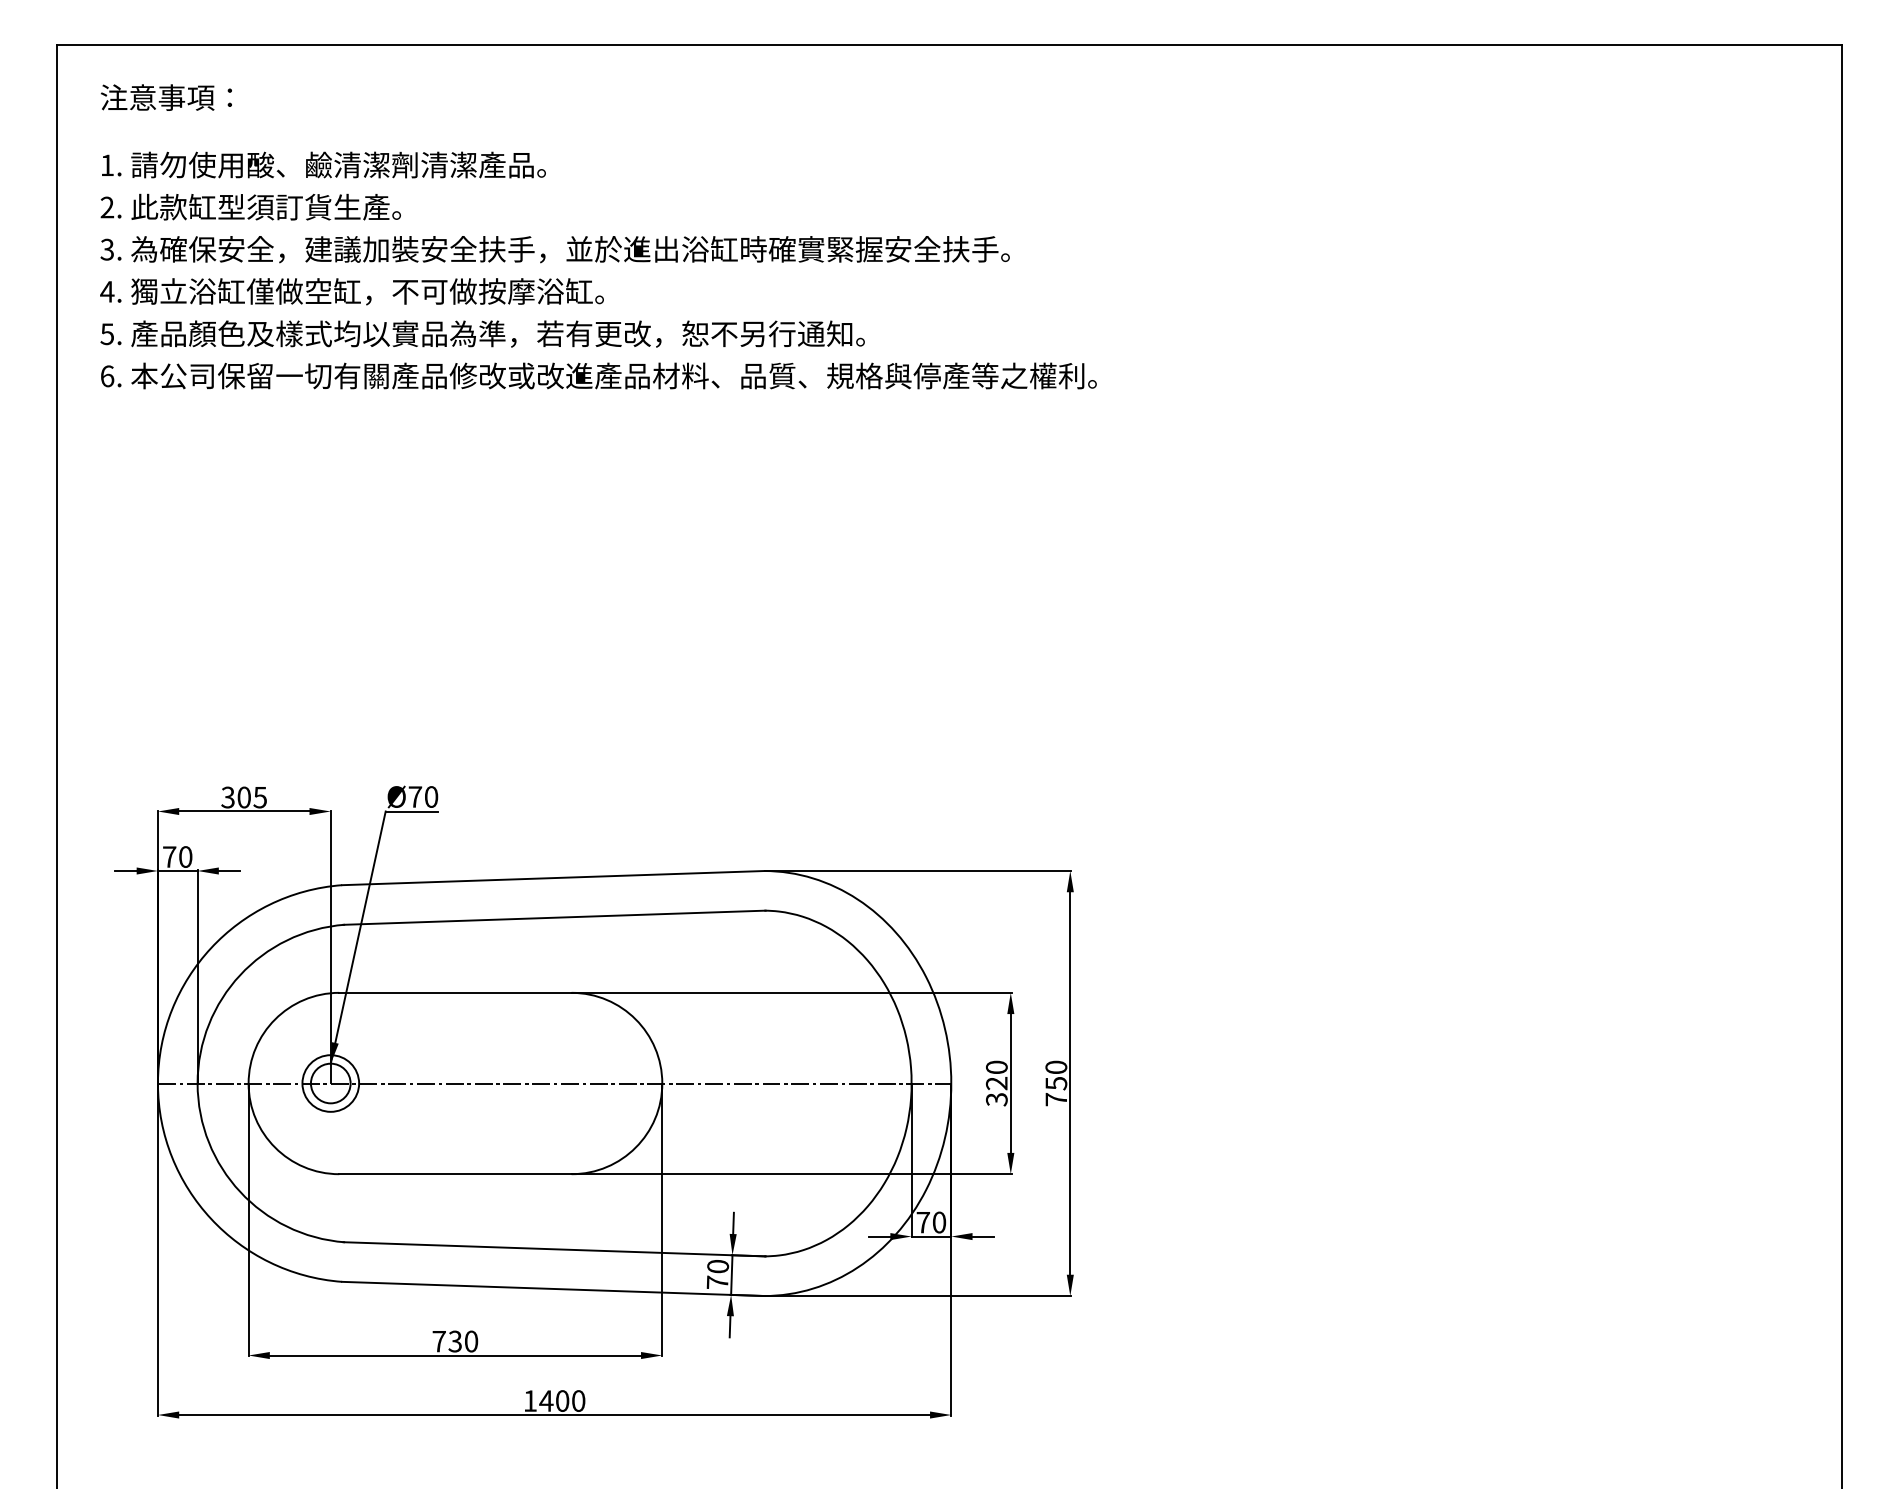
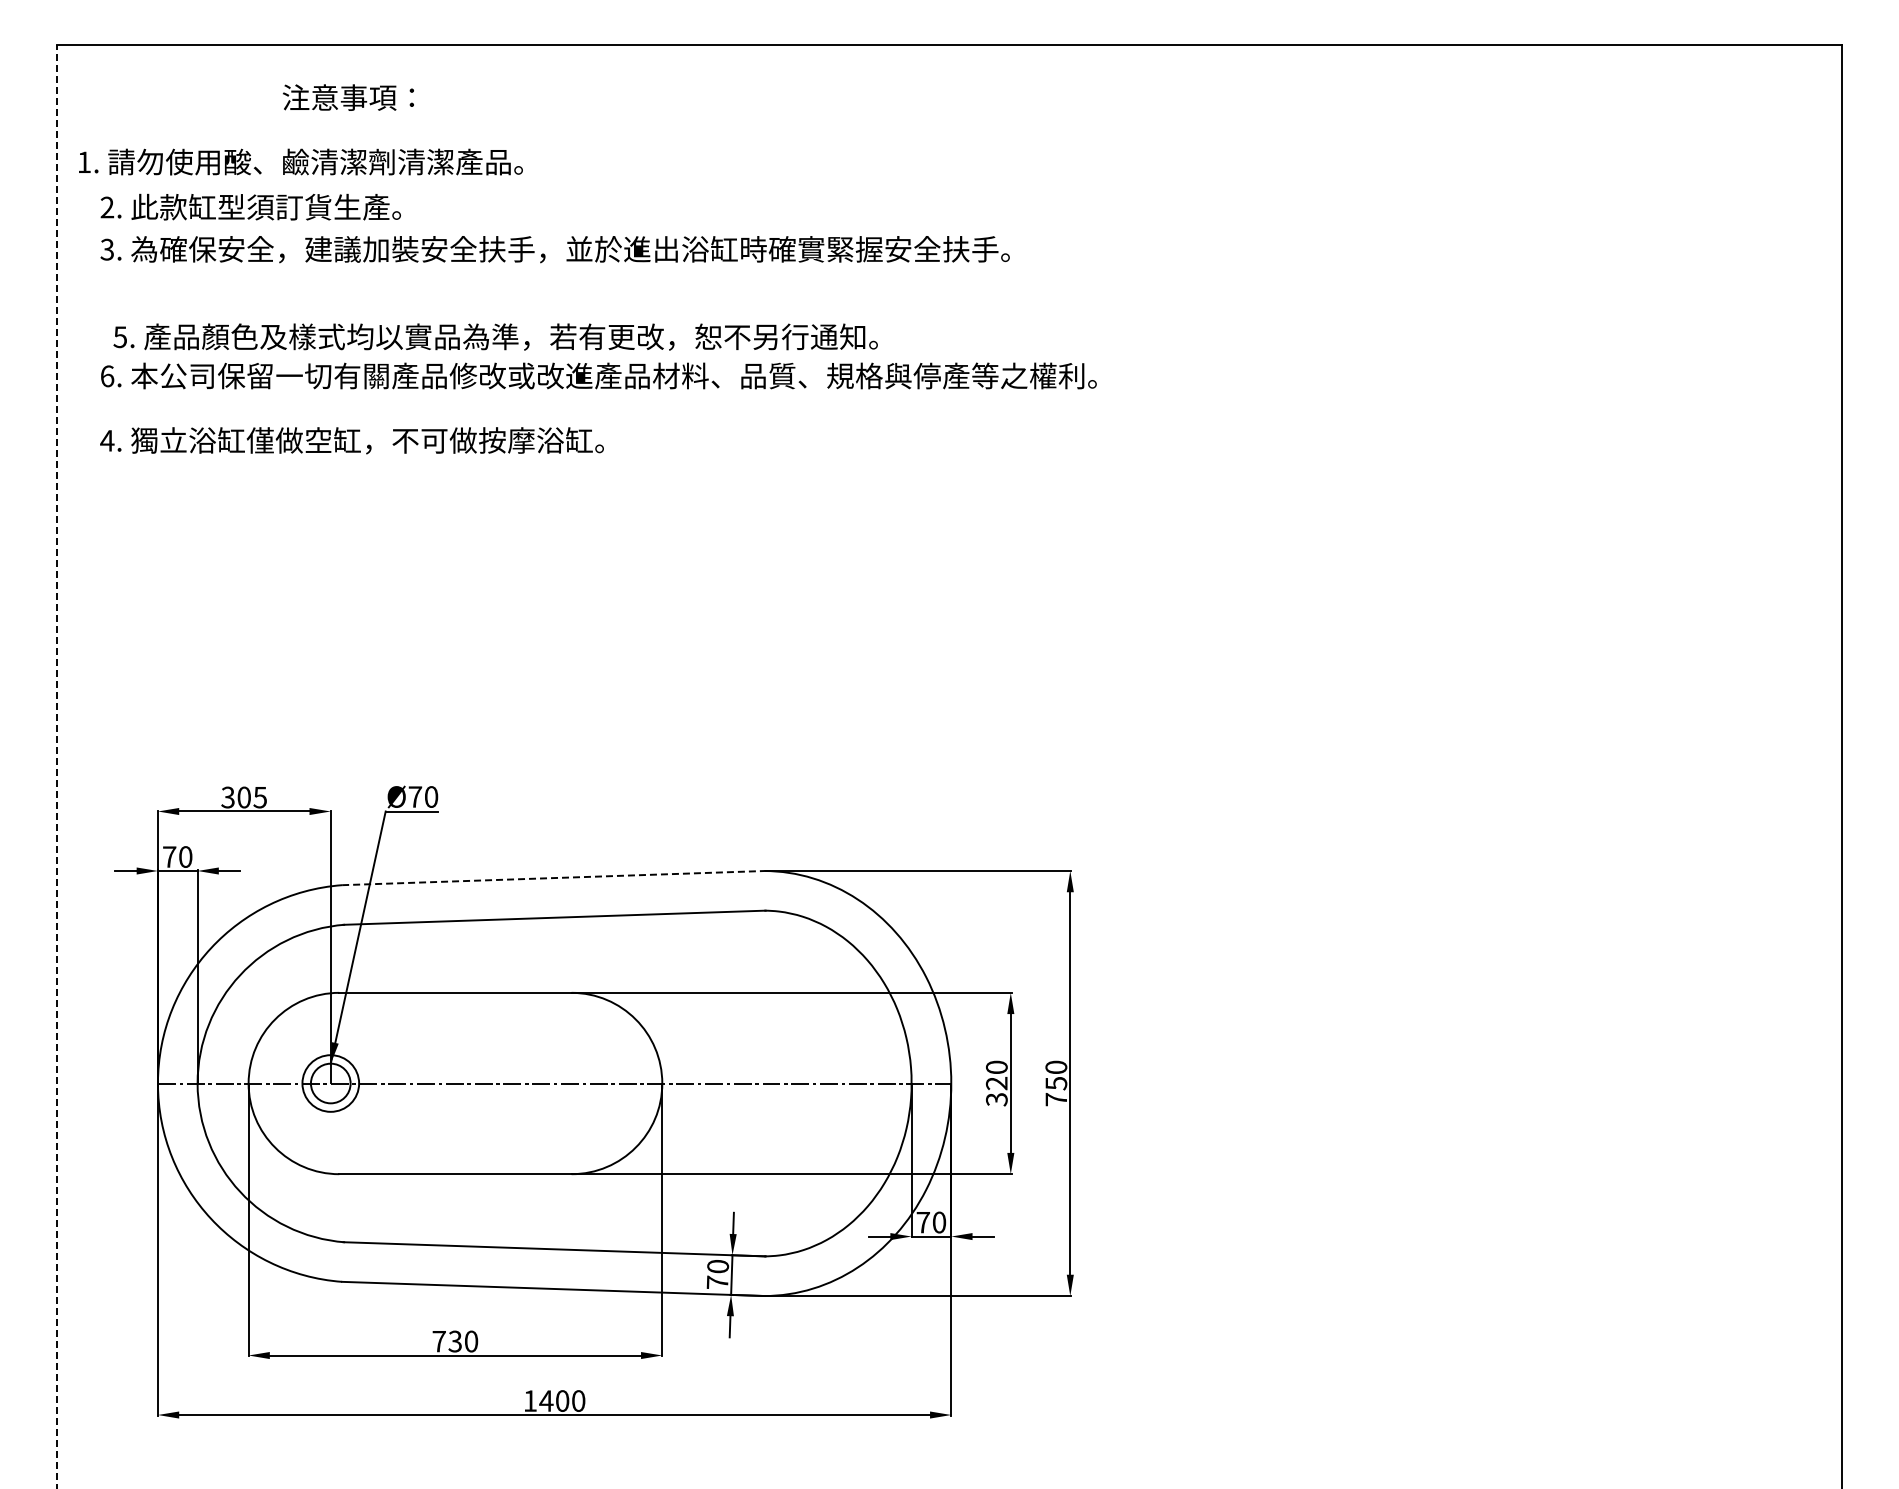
text position: (165, 97) -> (347, 97) (347, 97)
text position: (323, 164) -> (300, 161) (300, 161)
text position: (351, 291) -> (351, 440) (351, 440)
text position: (482, 333) -> (495, 336) (495, 336)
line: solid -> dashed (56, 766)
line: solid -> dashed (553, 878)
